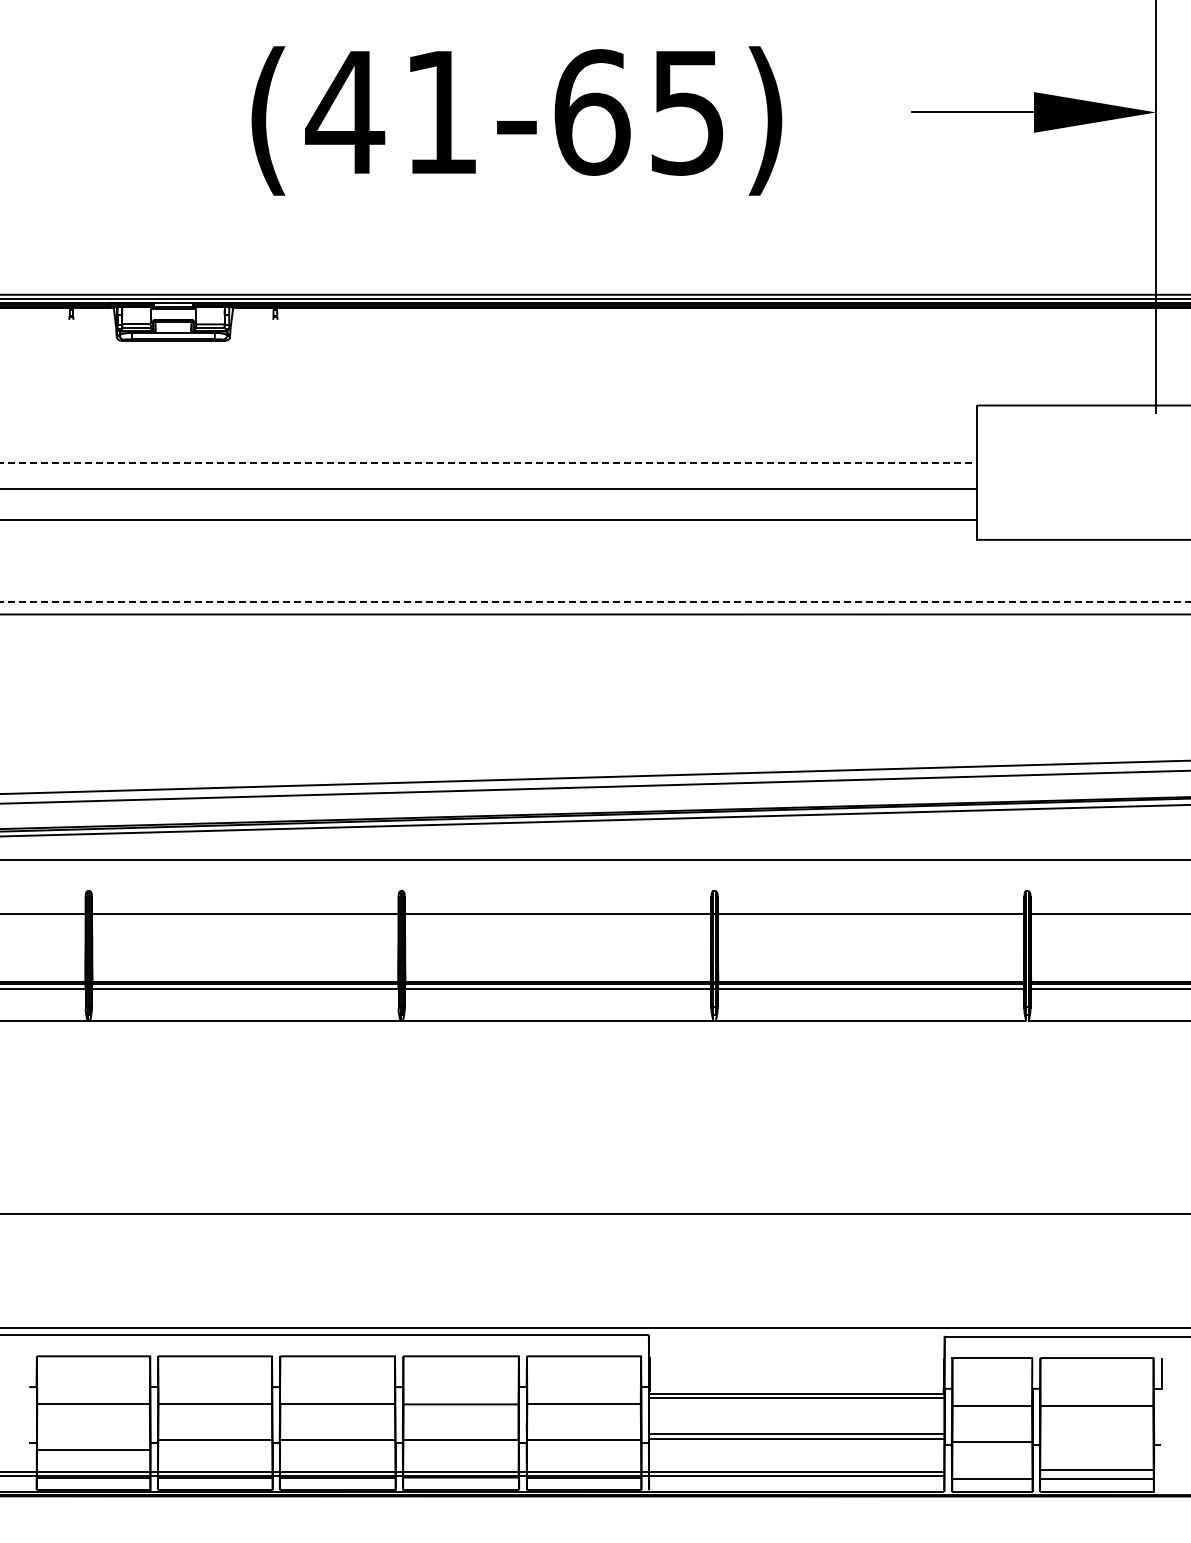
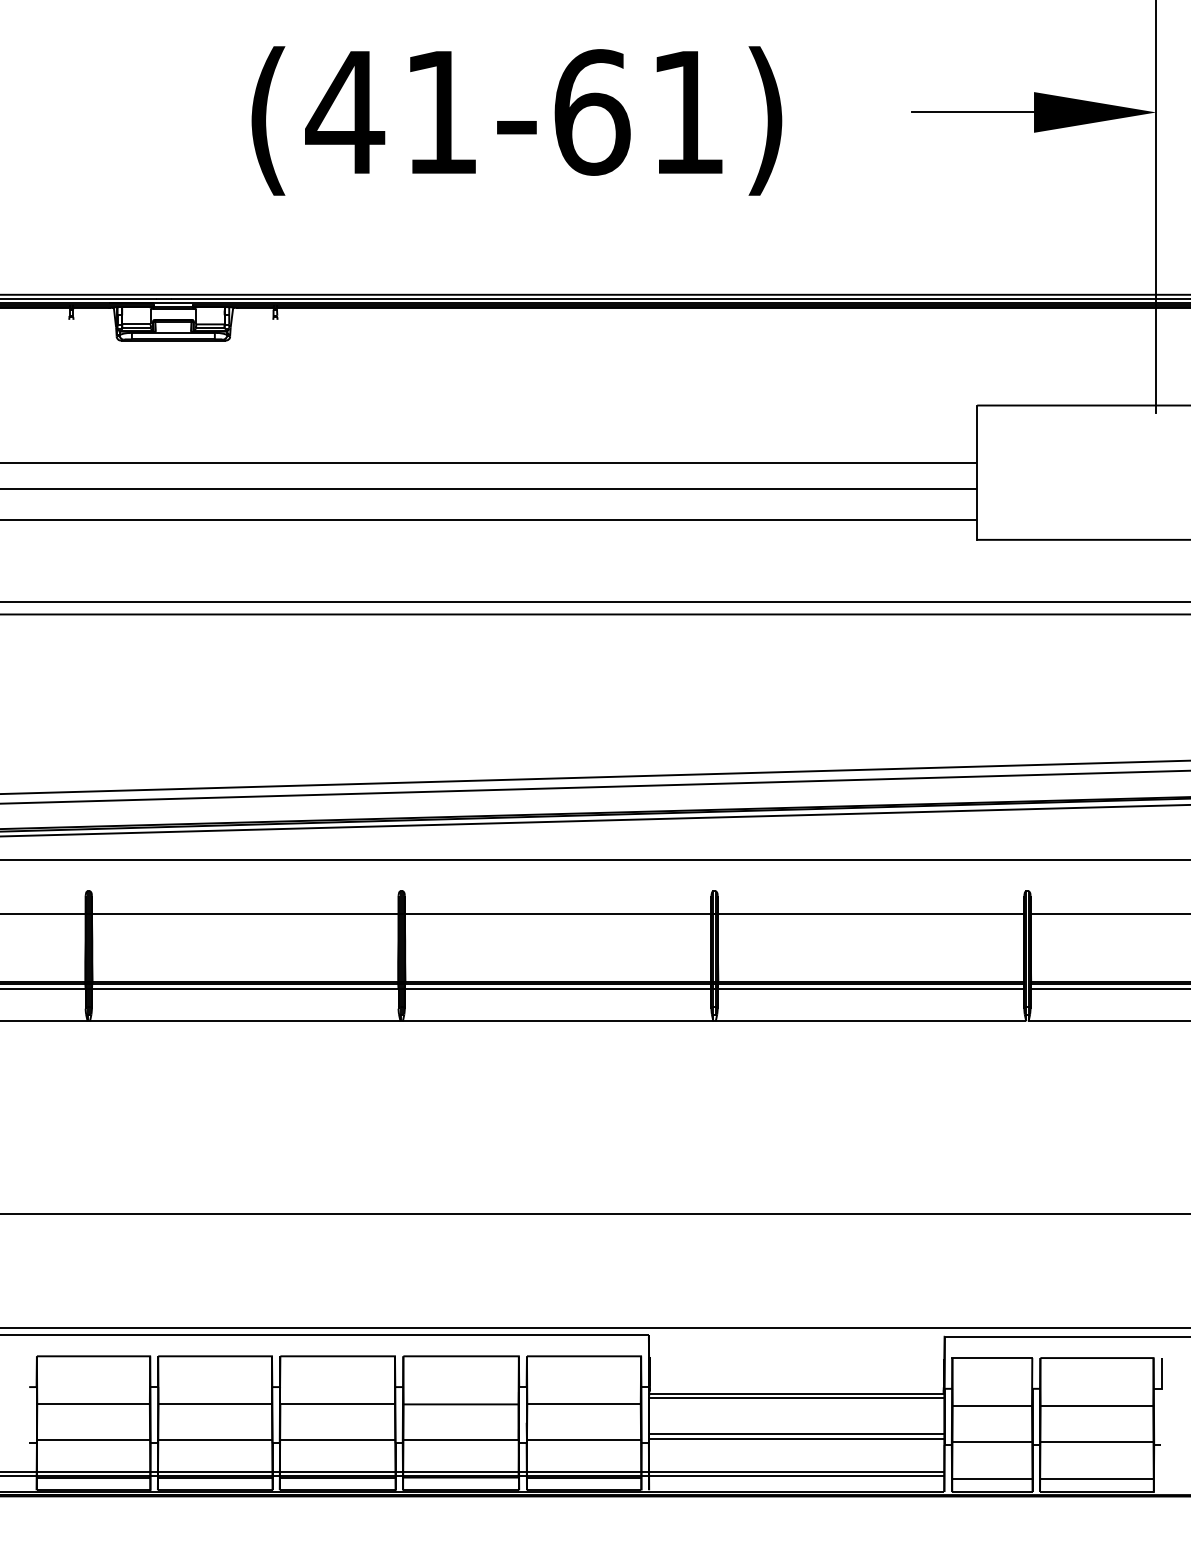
text: (41-65) -> (41-61) (687, 113)
line: dashed -> solid (489, 463)
line: dashed -> solid (595, 602)
line position: (93, 1450) -> (93, 1440) (93, 1440)
line position: (1096, 1469) -> (1096, 1441) (1096, 1441)
